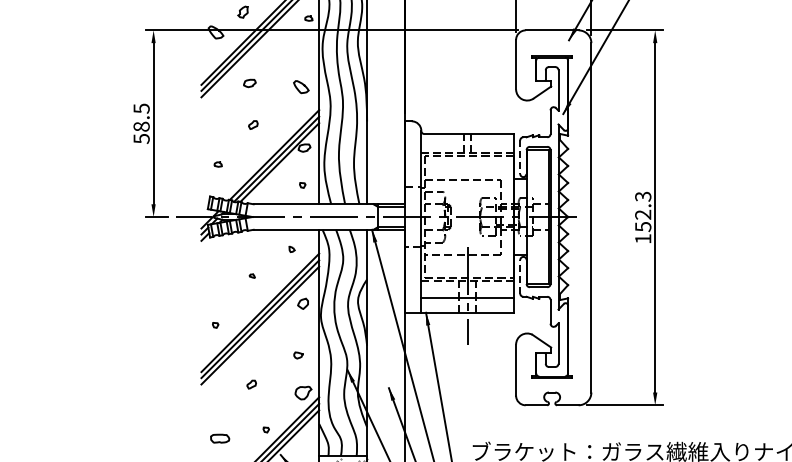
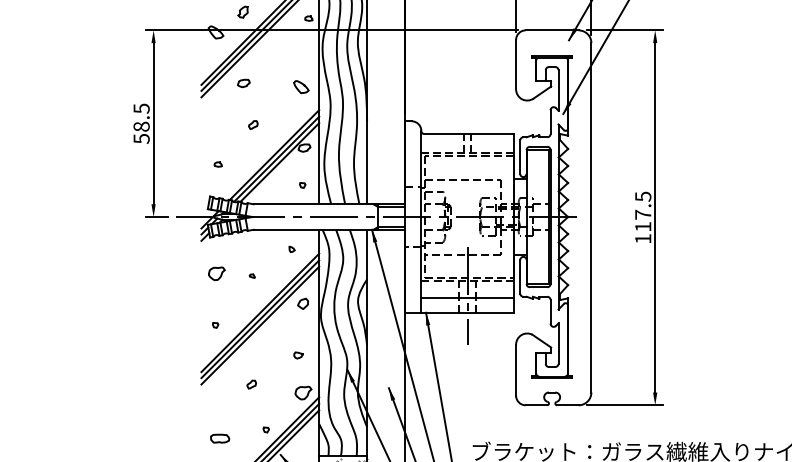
part position: (249, 83) -> (243, 83) (243, 83)
line: dashed -> solid (520, 157)
text: 152.3 -> 117.5 (643, 211)
part: none -> present (216, 273)
line: dashed -> solid (520, 276)
